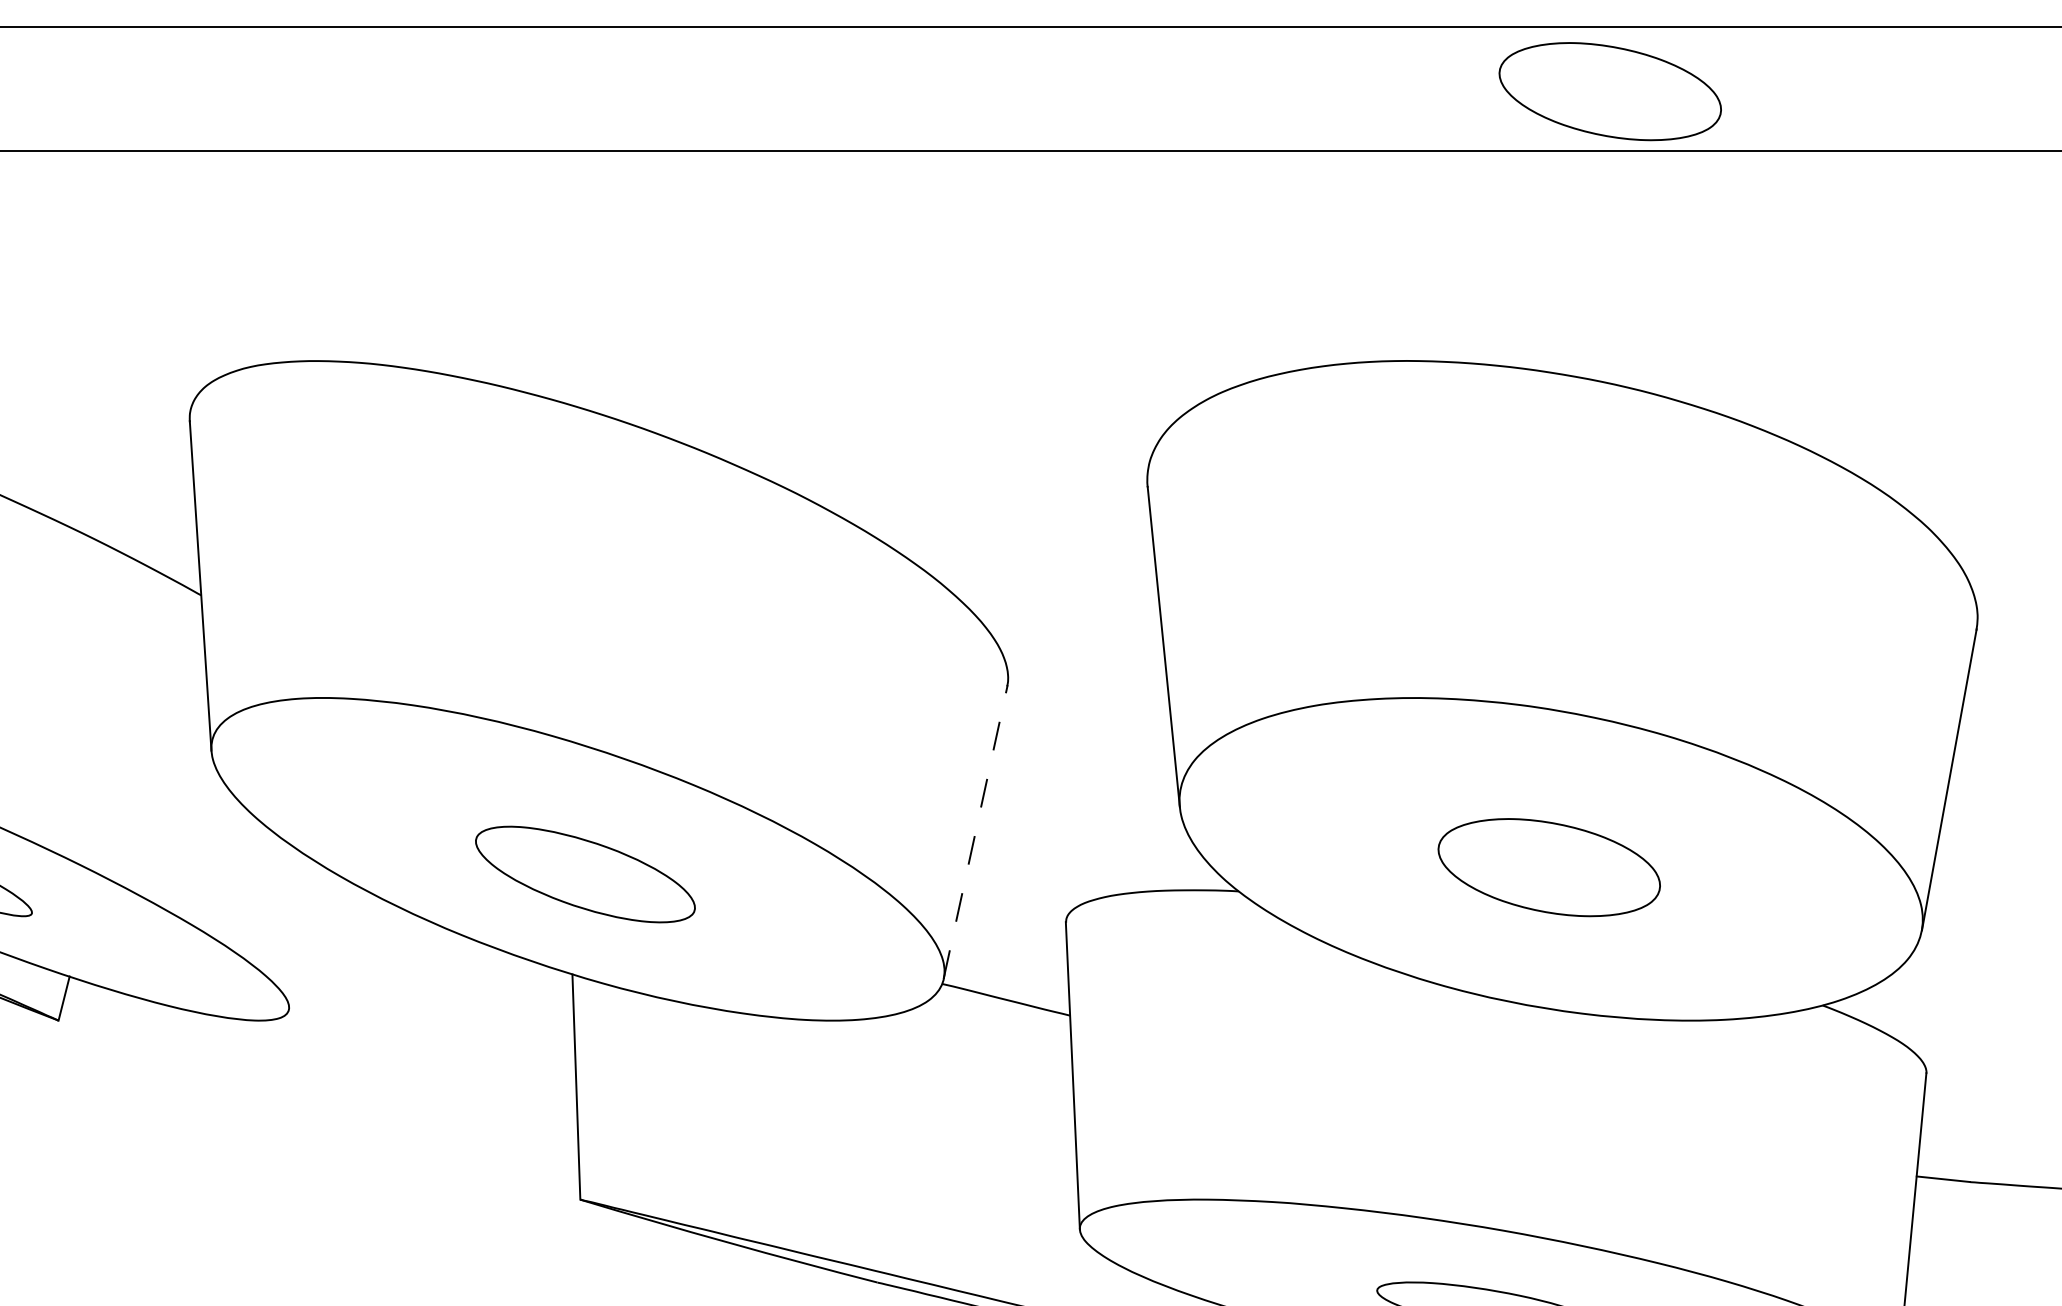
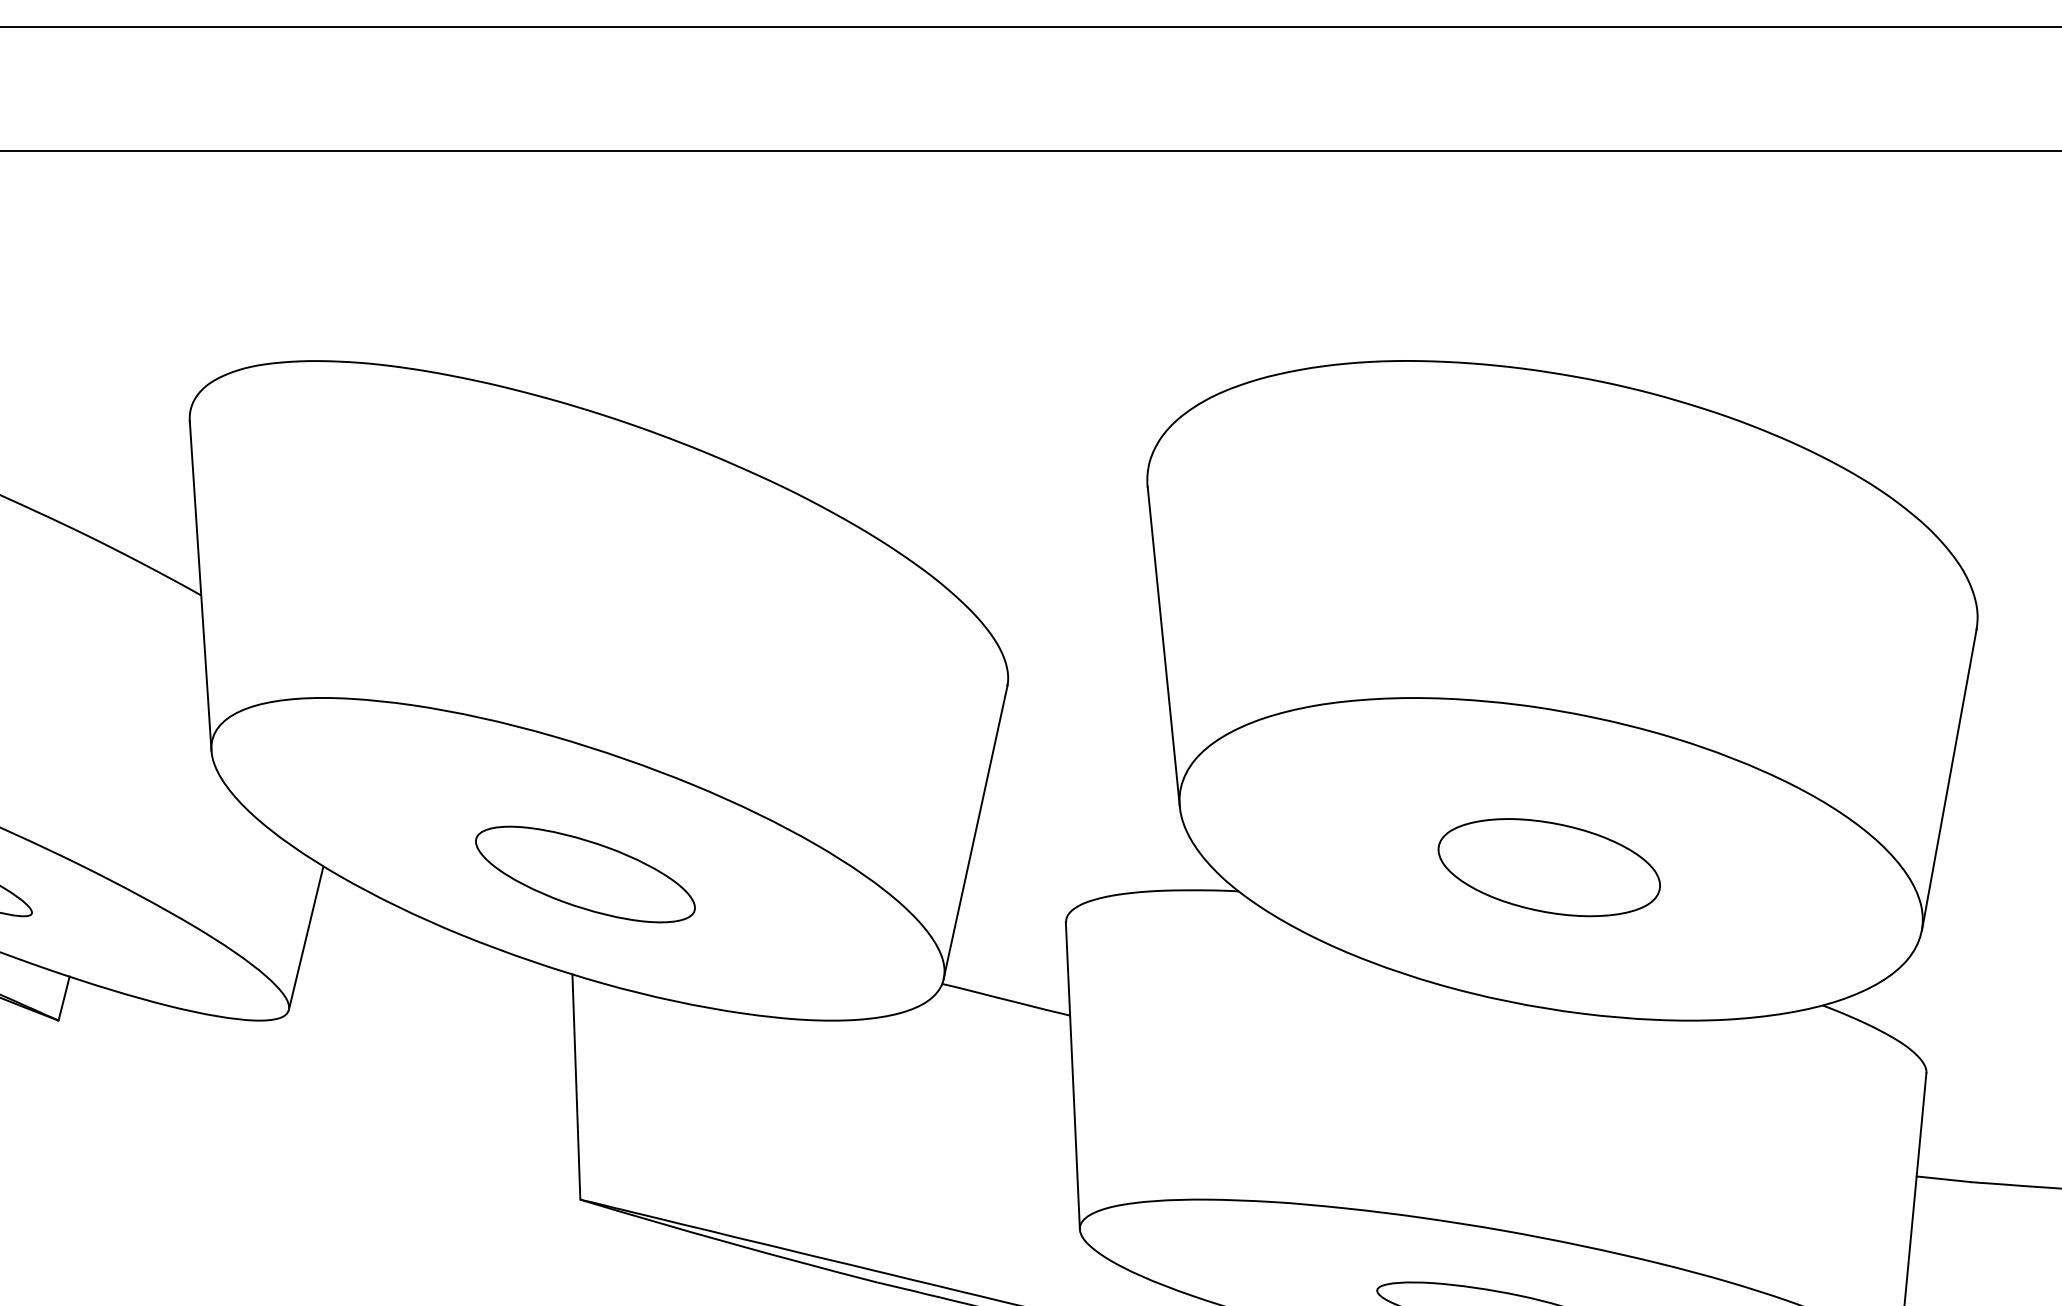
part: present -> none (1609, 91)
line: dashed -> solid (975, 831)
line: none -> present (305, 937)
